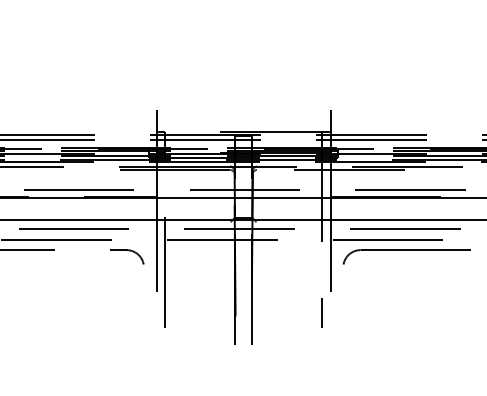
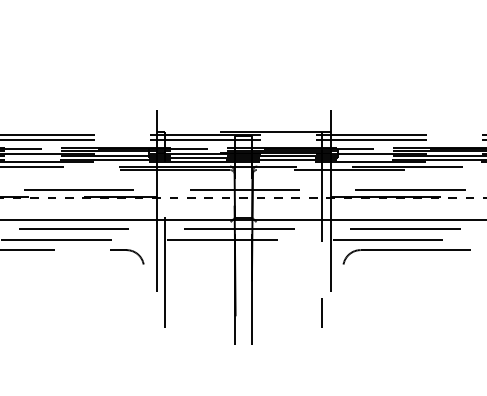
line: solid -> dashed (243, 198)
